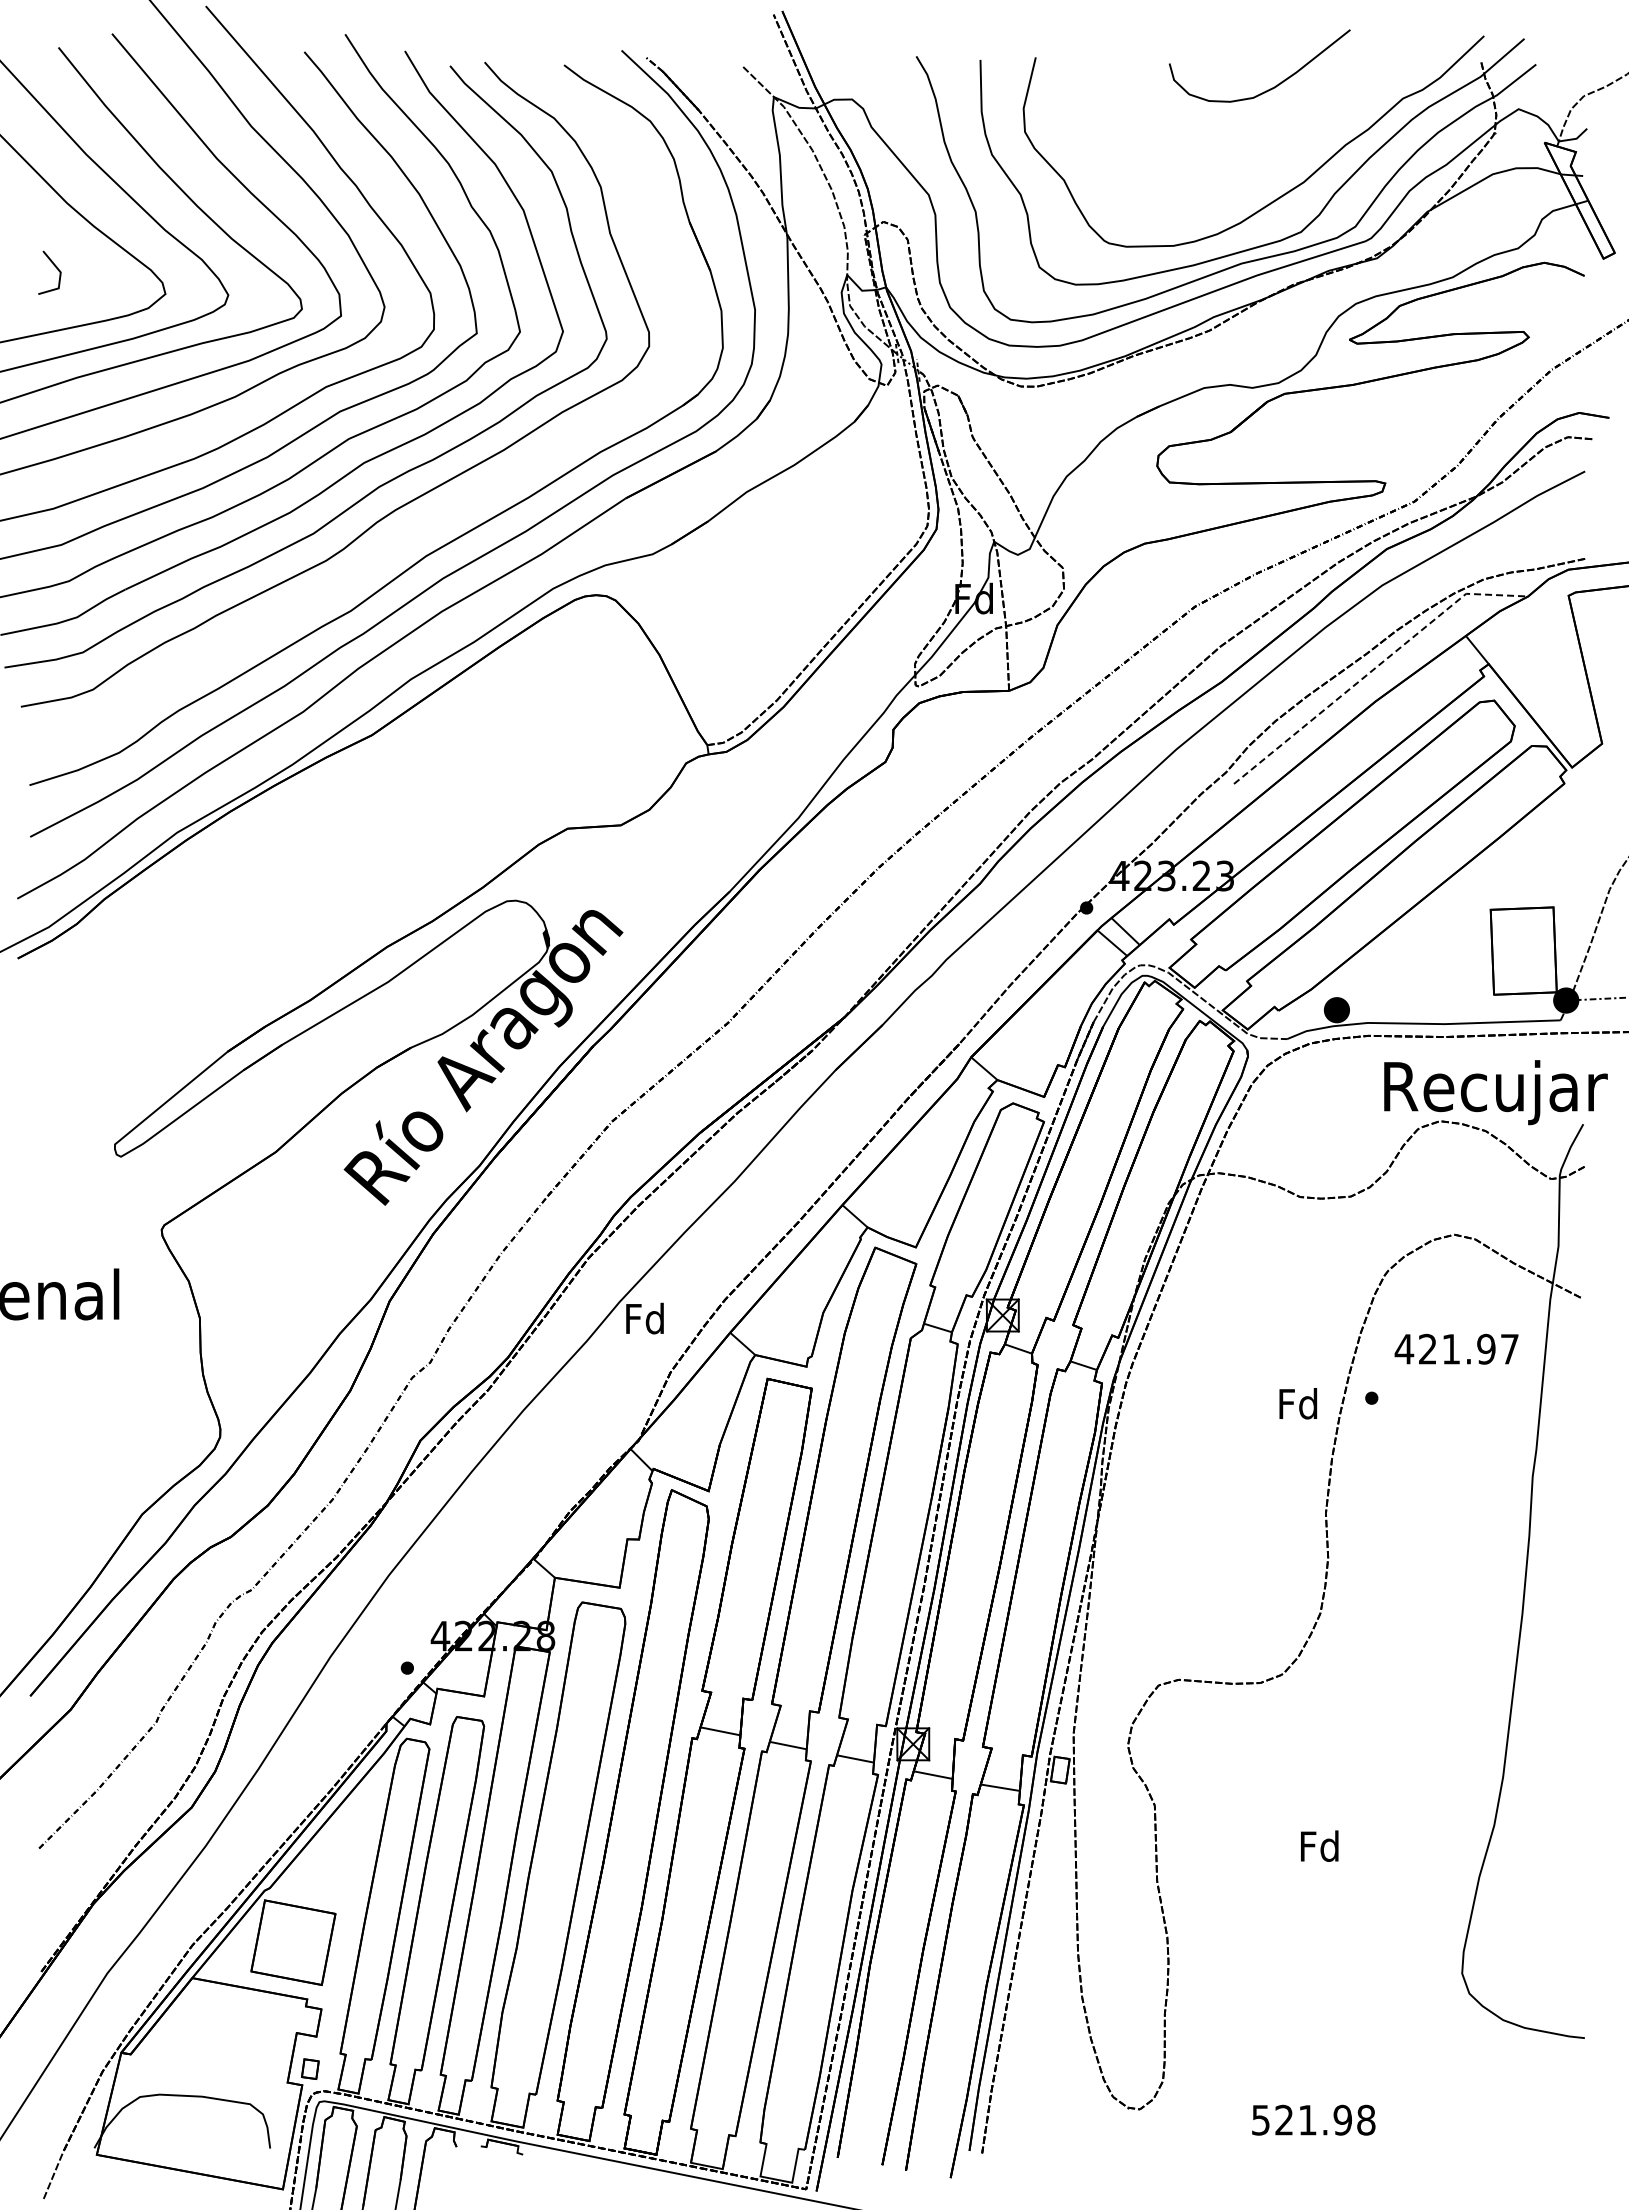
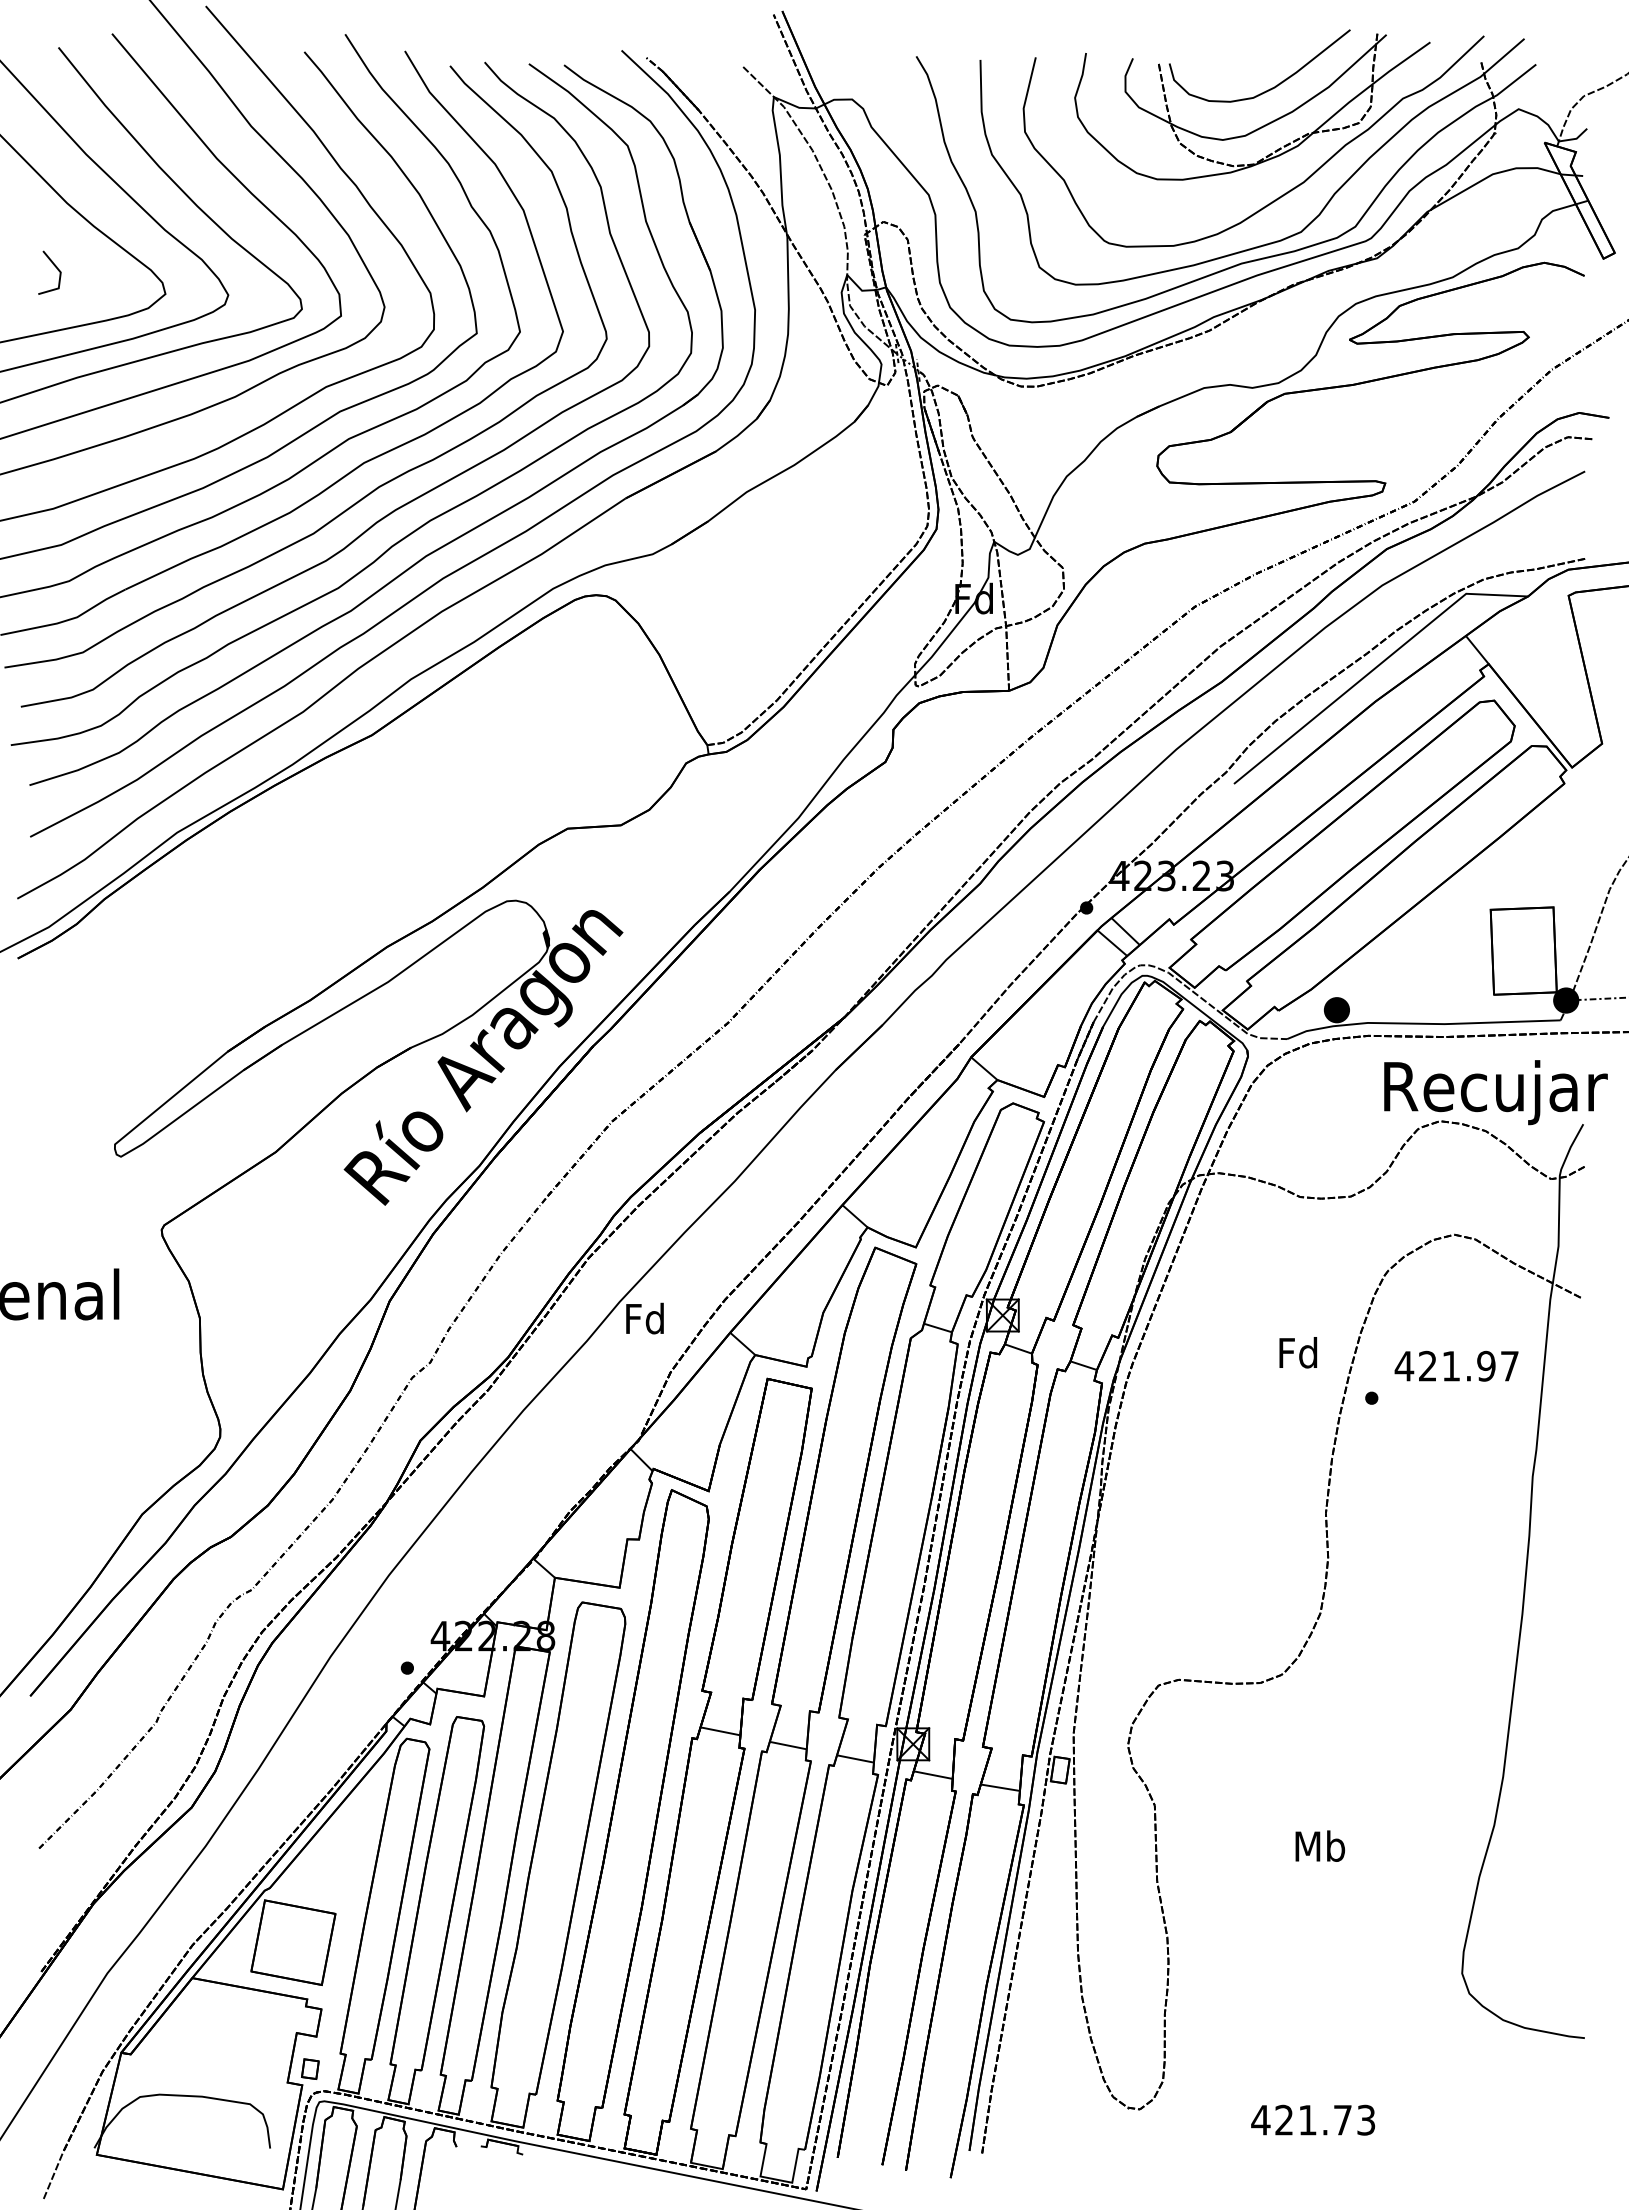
part: none -> present (1261, 126)
curve: none -> present (428, 520)
line: dashed -> solid (1374, 668)
text position: (1456, 1348) -> (1456, 1365) (1456, 1365)
text position: (1298, 1403) -> (1298, 1352) (1298, 1352)
text: Fd -> Mb (1320, 1845)
text: 521.98 -> 421.73 (1313, 2119)
